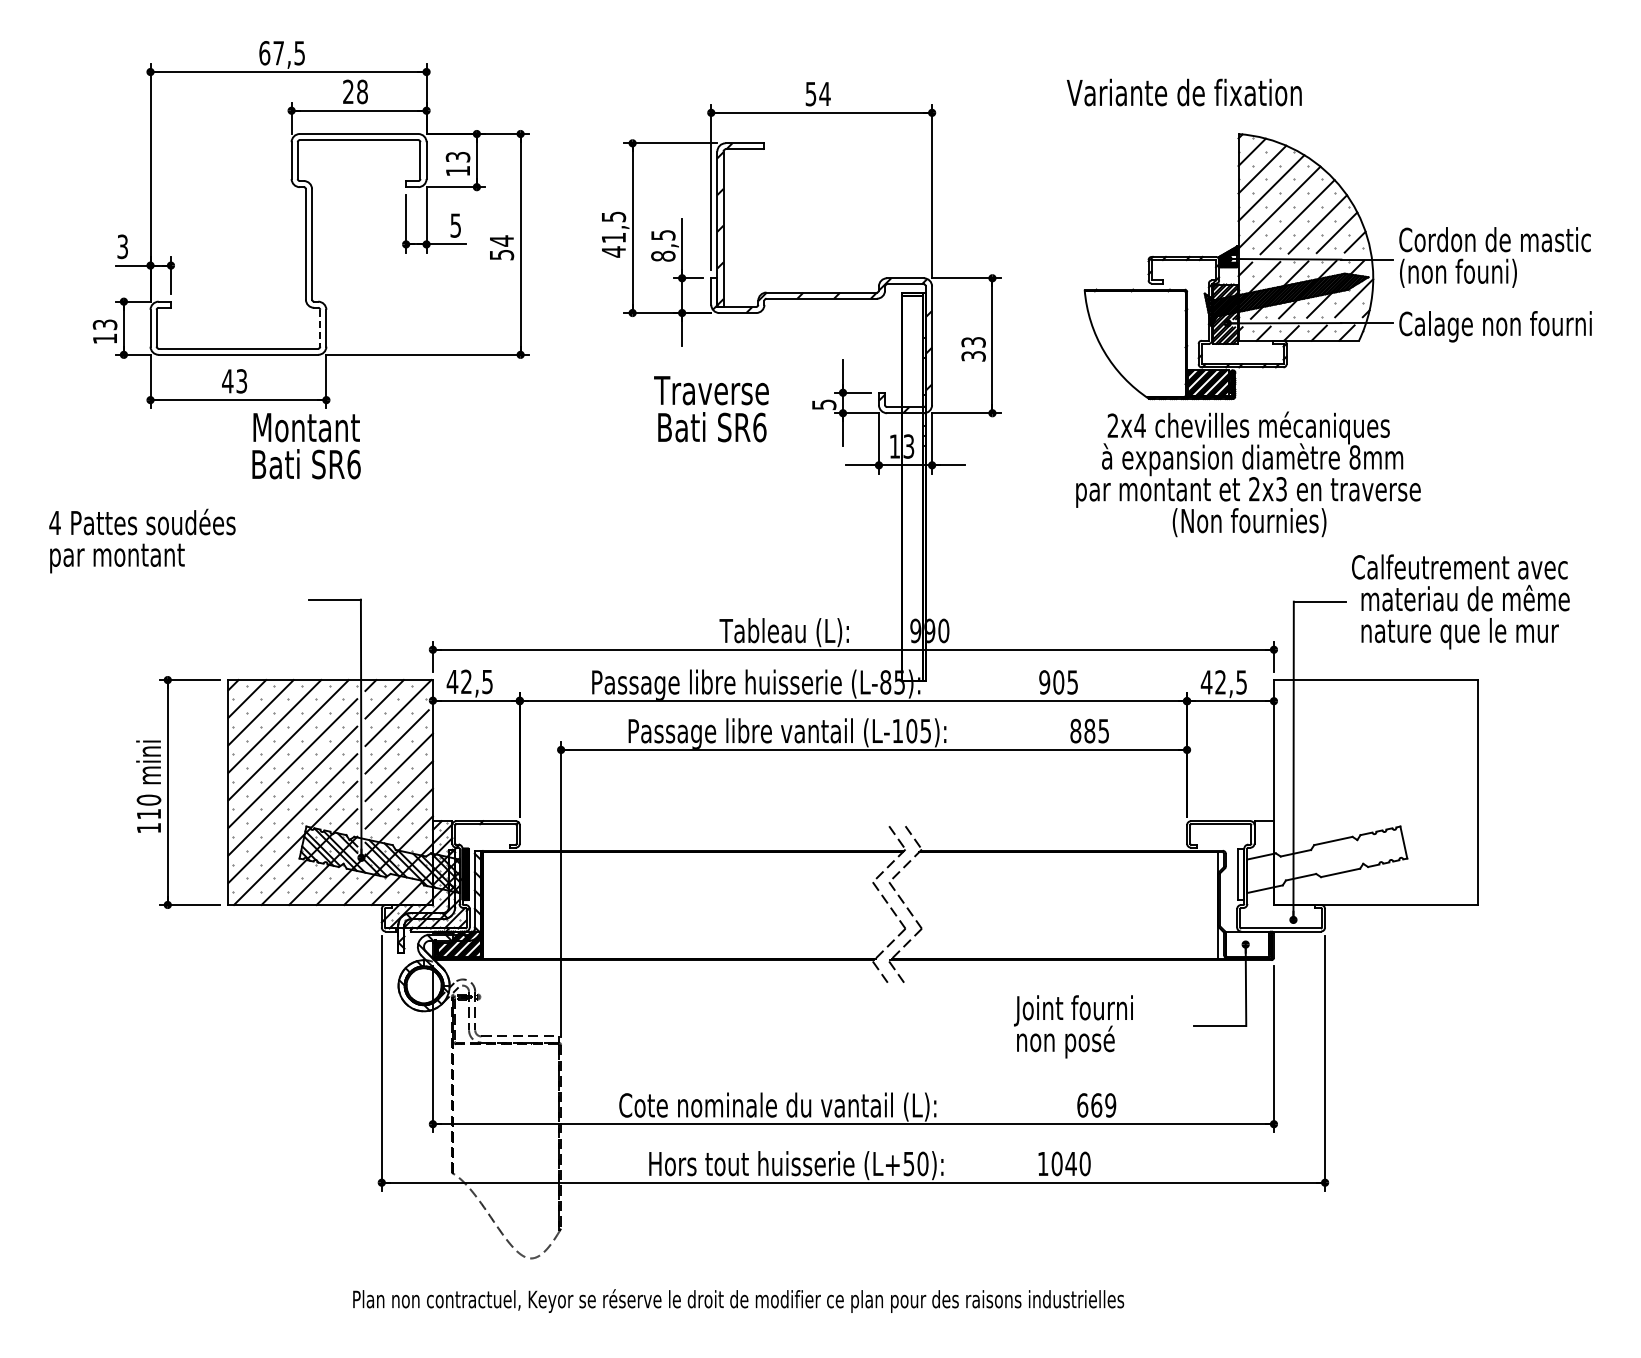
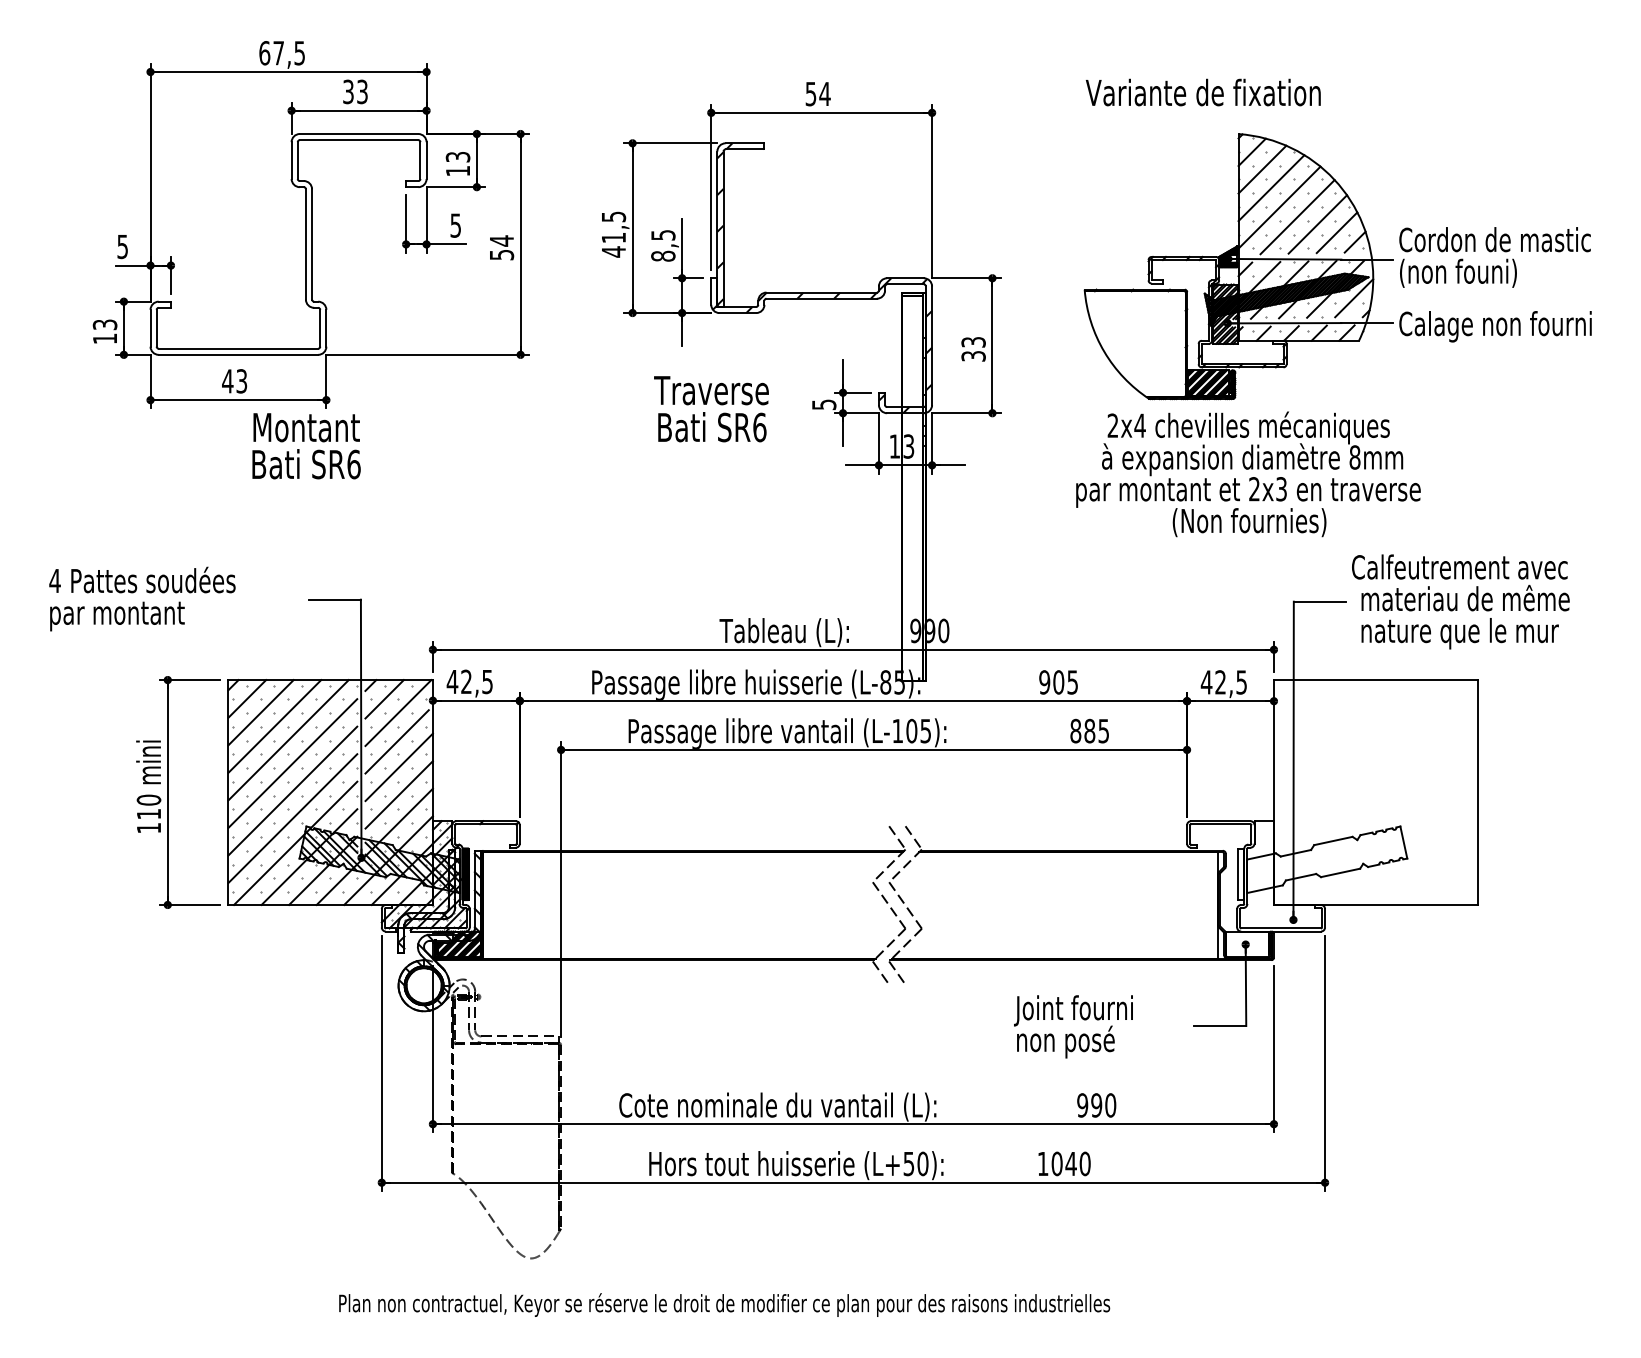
text: 28 -> 33 (355, 91)
text position: (1183, 92) -> (1202, 92) (1202, 92)
text: 3 -> 5 (122, 246)
line: dashed -> solid (320, 328)
text position: (142, 540) -> (142, 598) (142, 598)
text: 669 -> 990 (1096, 1105)
text position: (738, 1300) -> (724, 1304) (724, 1304)
